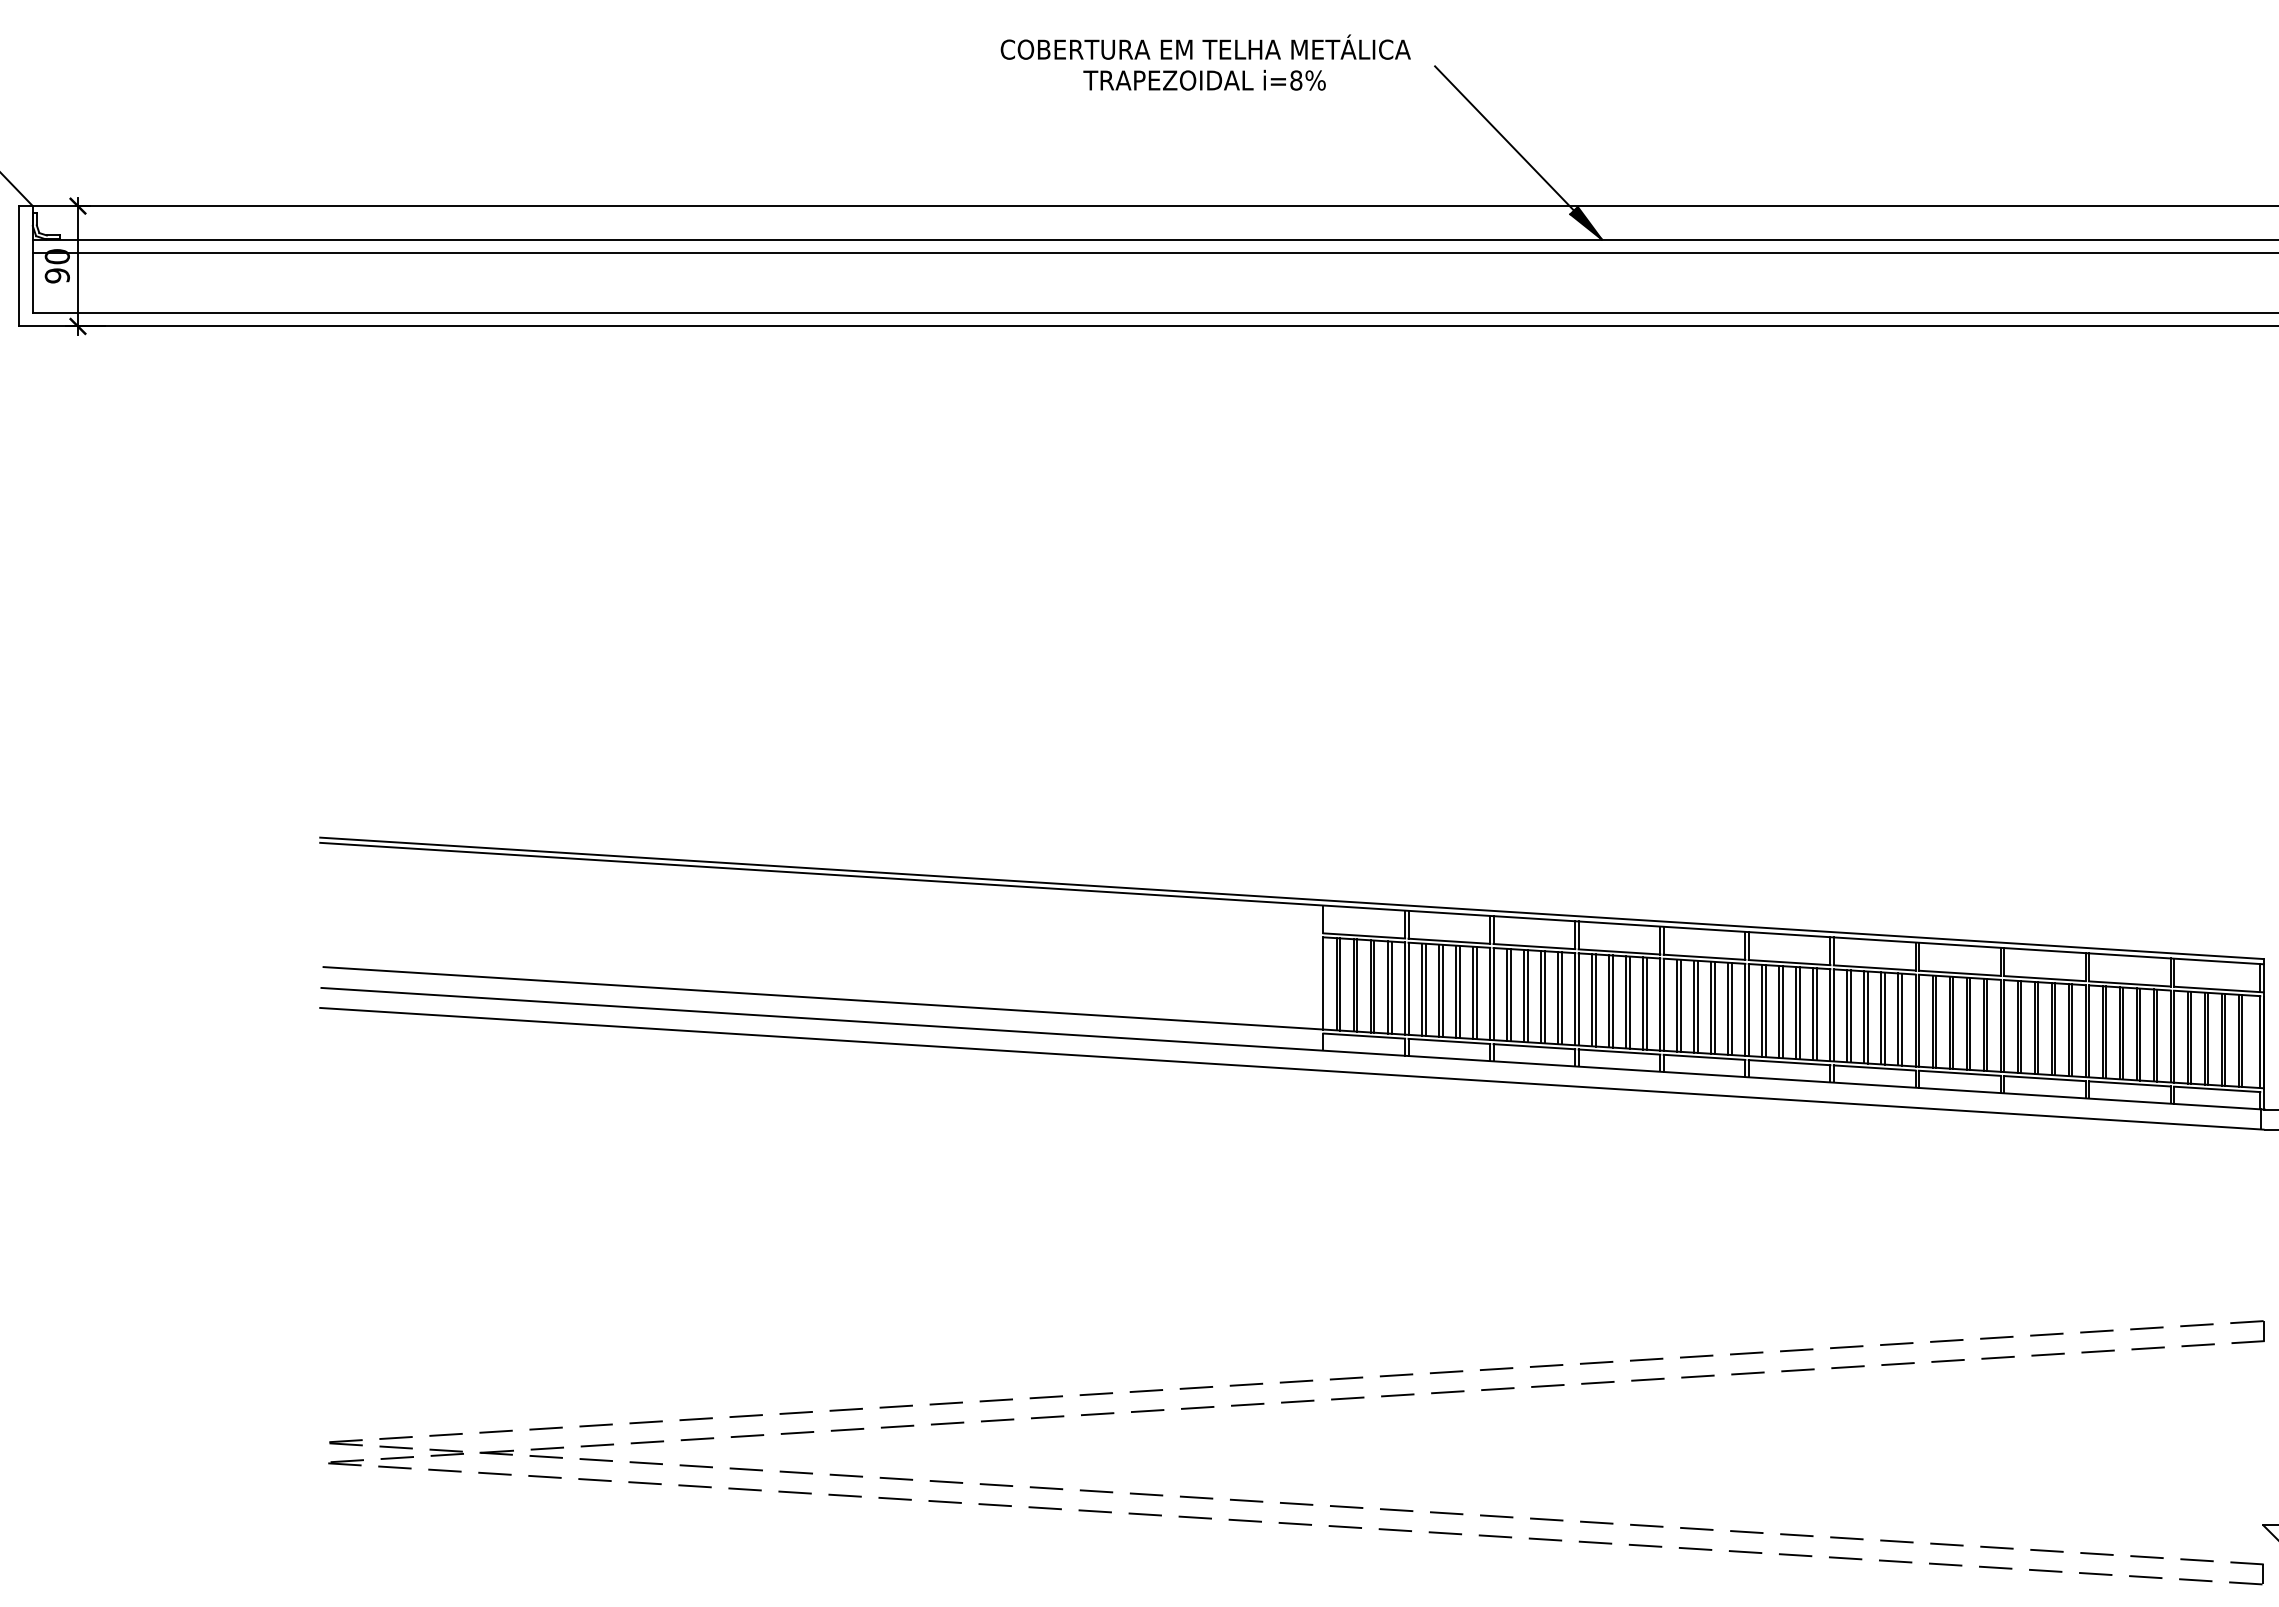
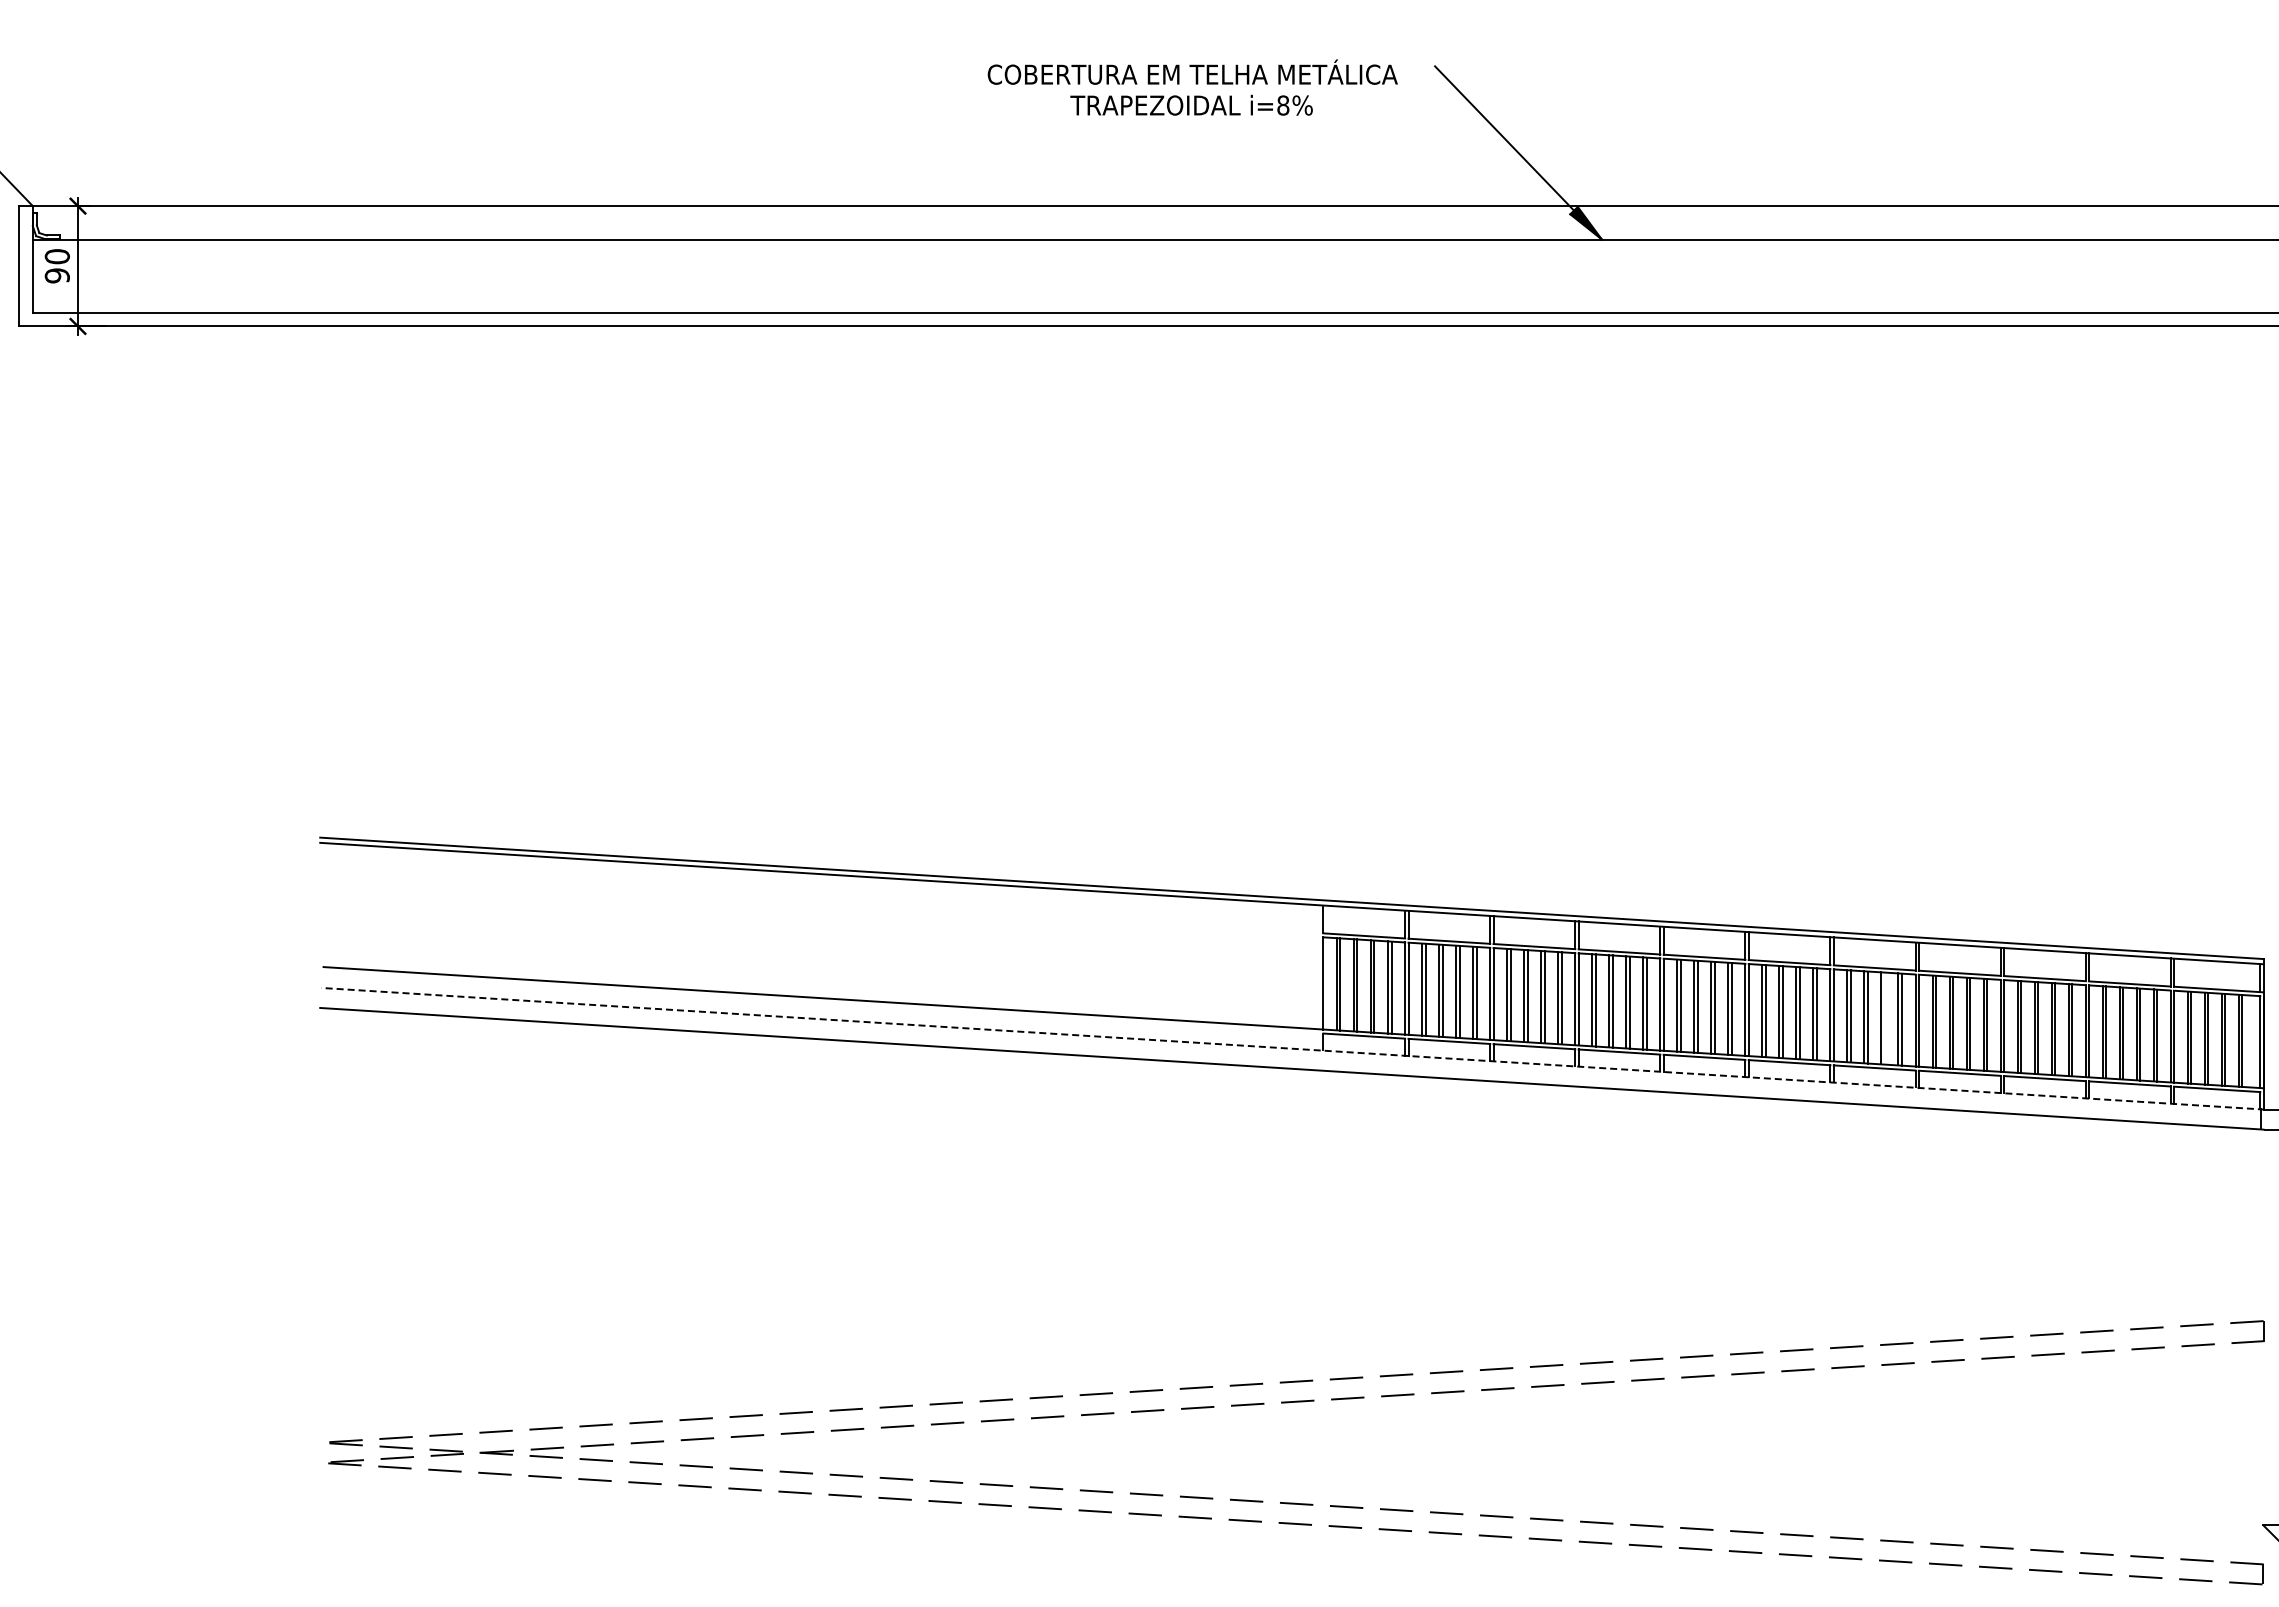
text position: (1205, 62) -> (1192, 87) (1192, 87)
line: present -> none (1153, 252)
line: present -> none (1884, 1018)
line: solid -> dashed (1293, 1048)
